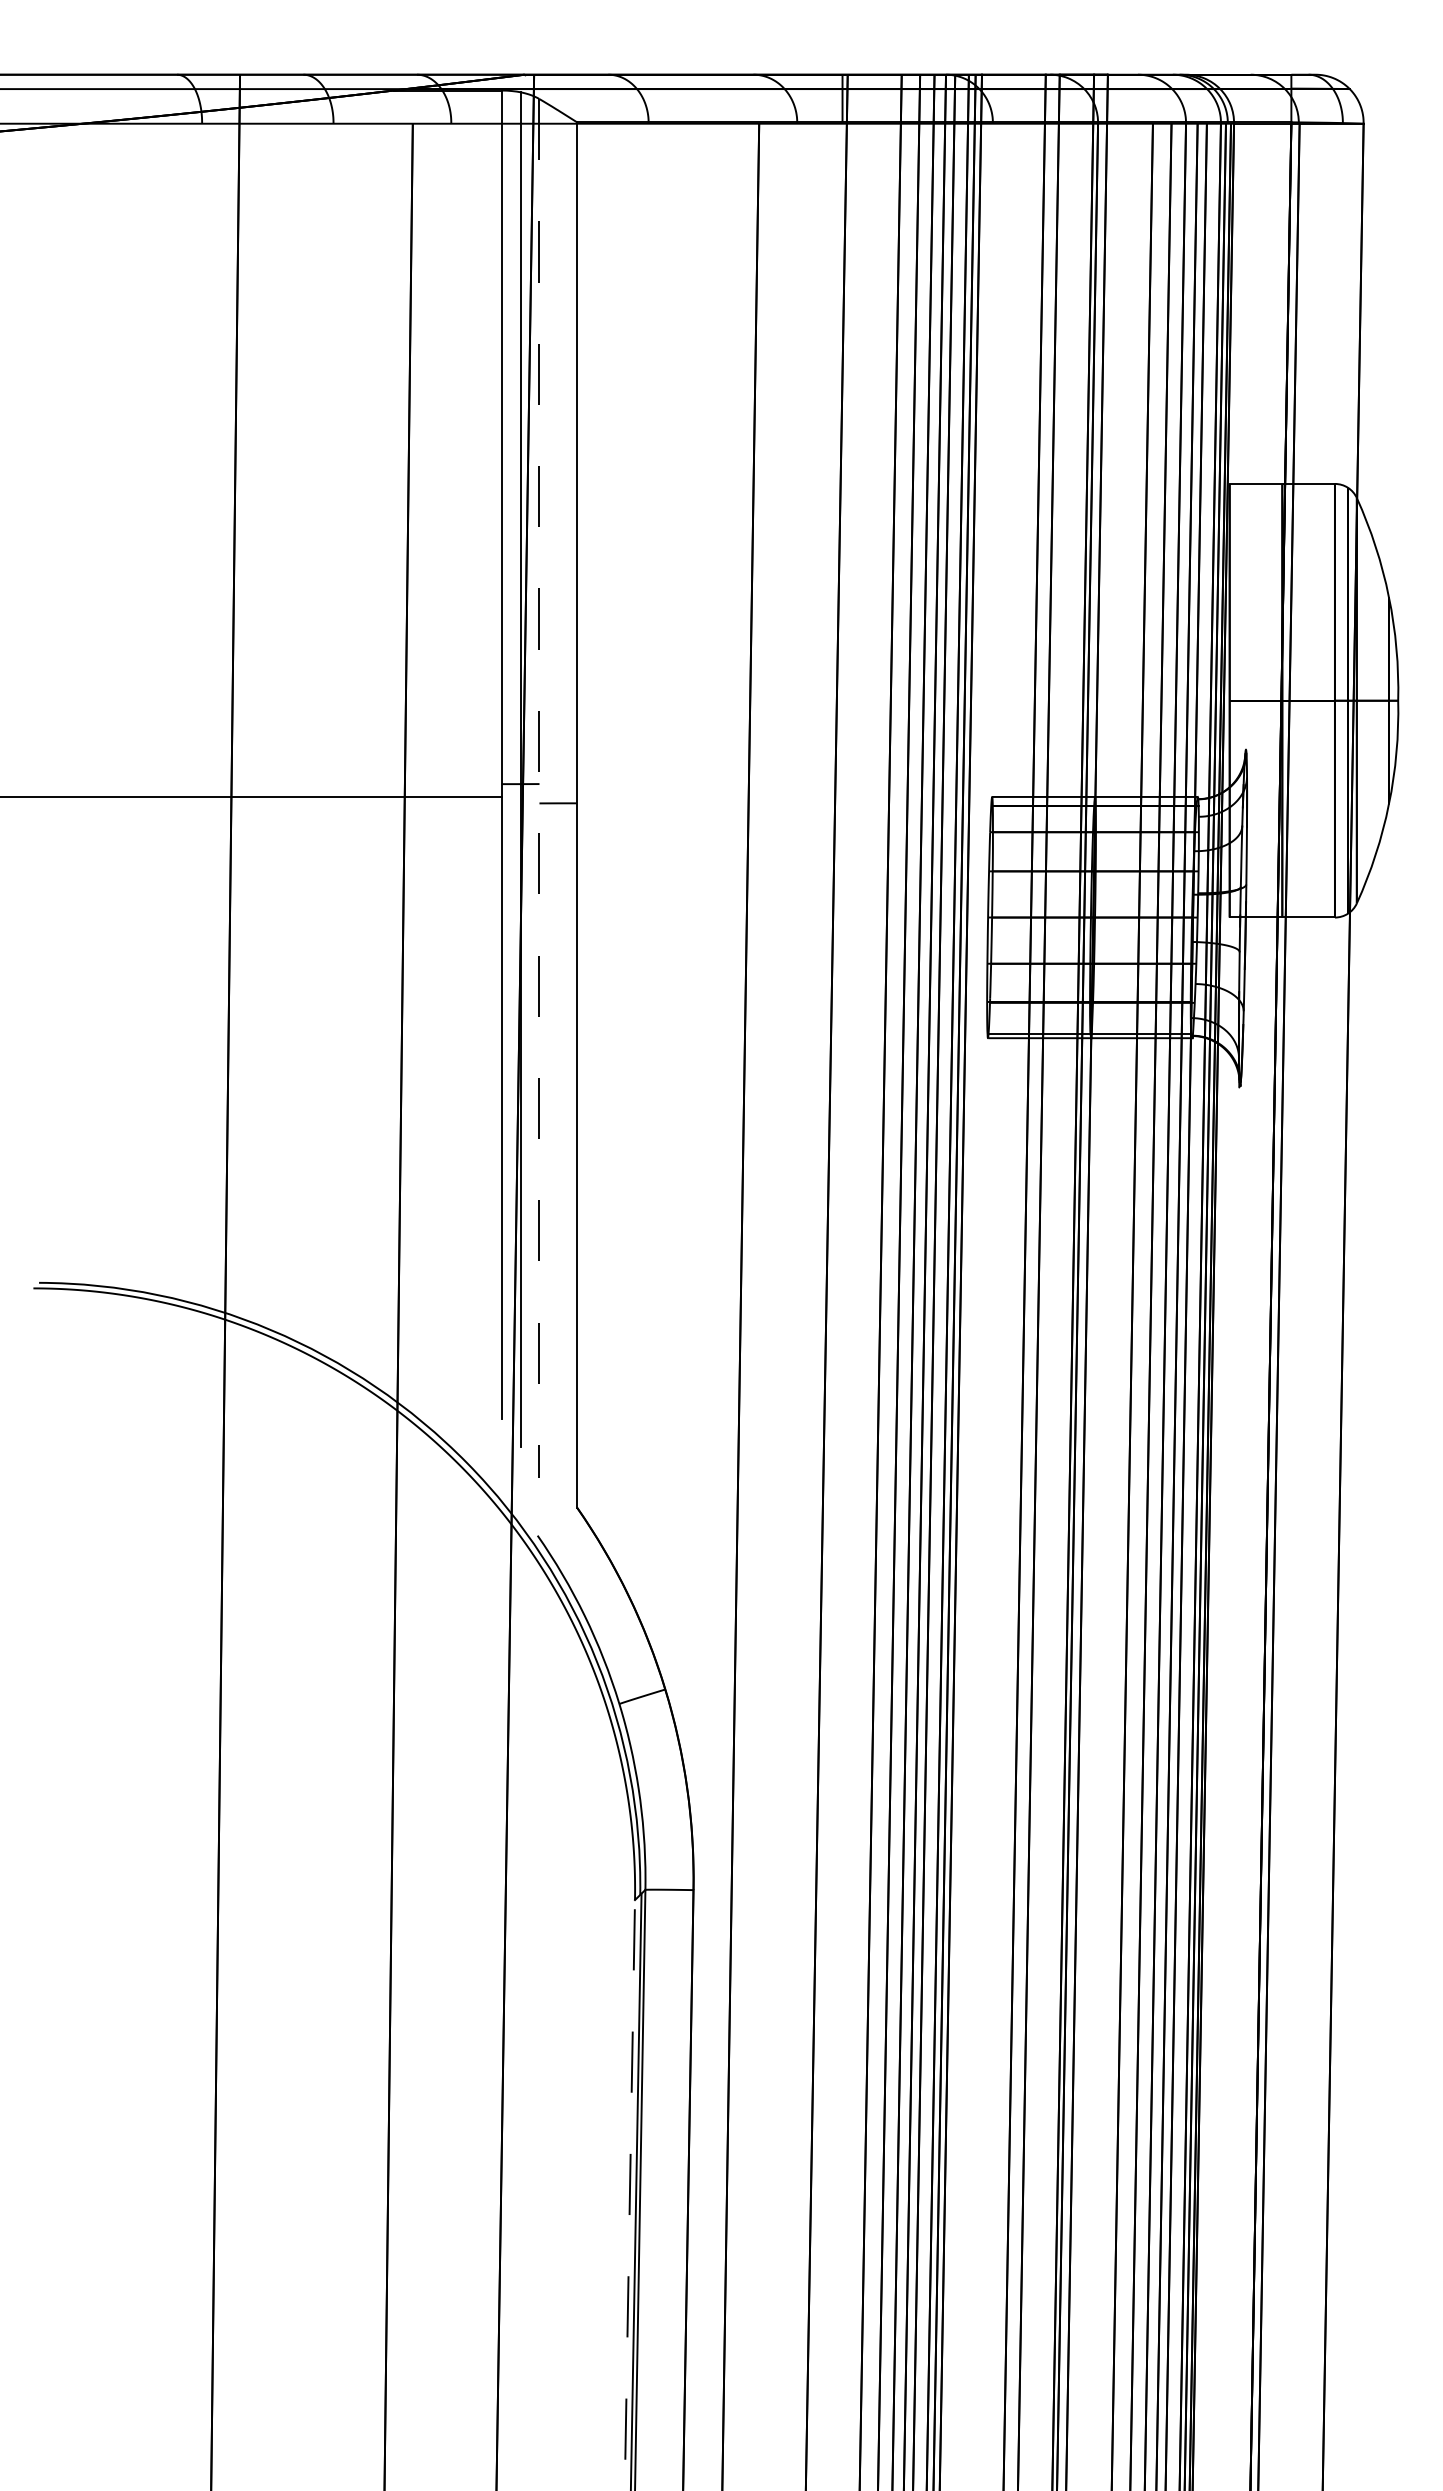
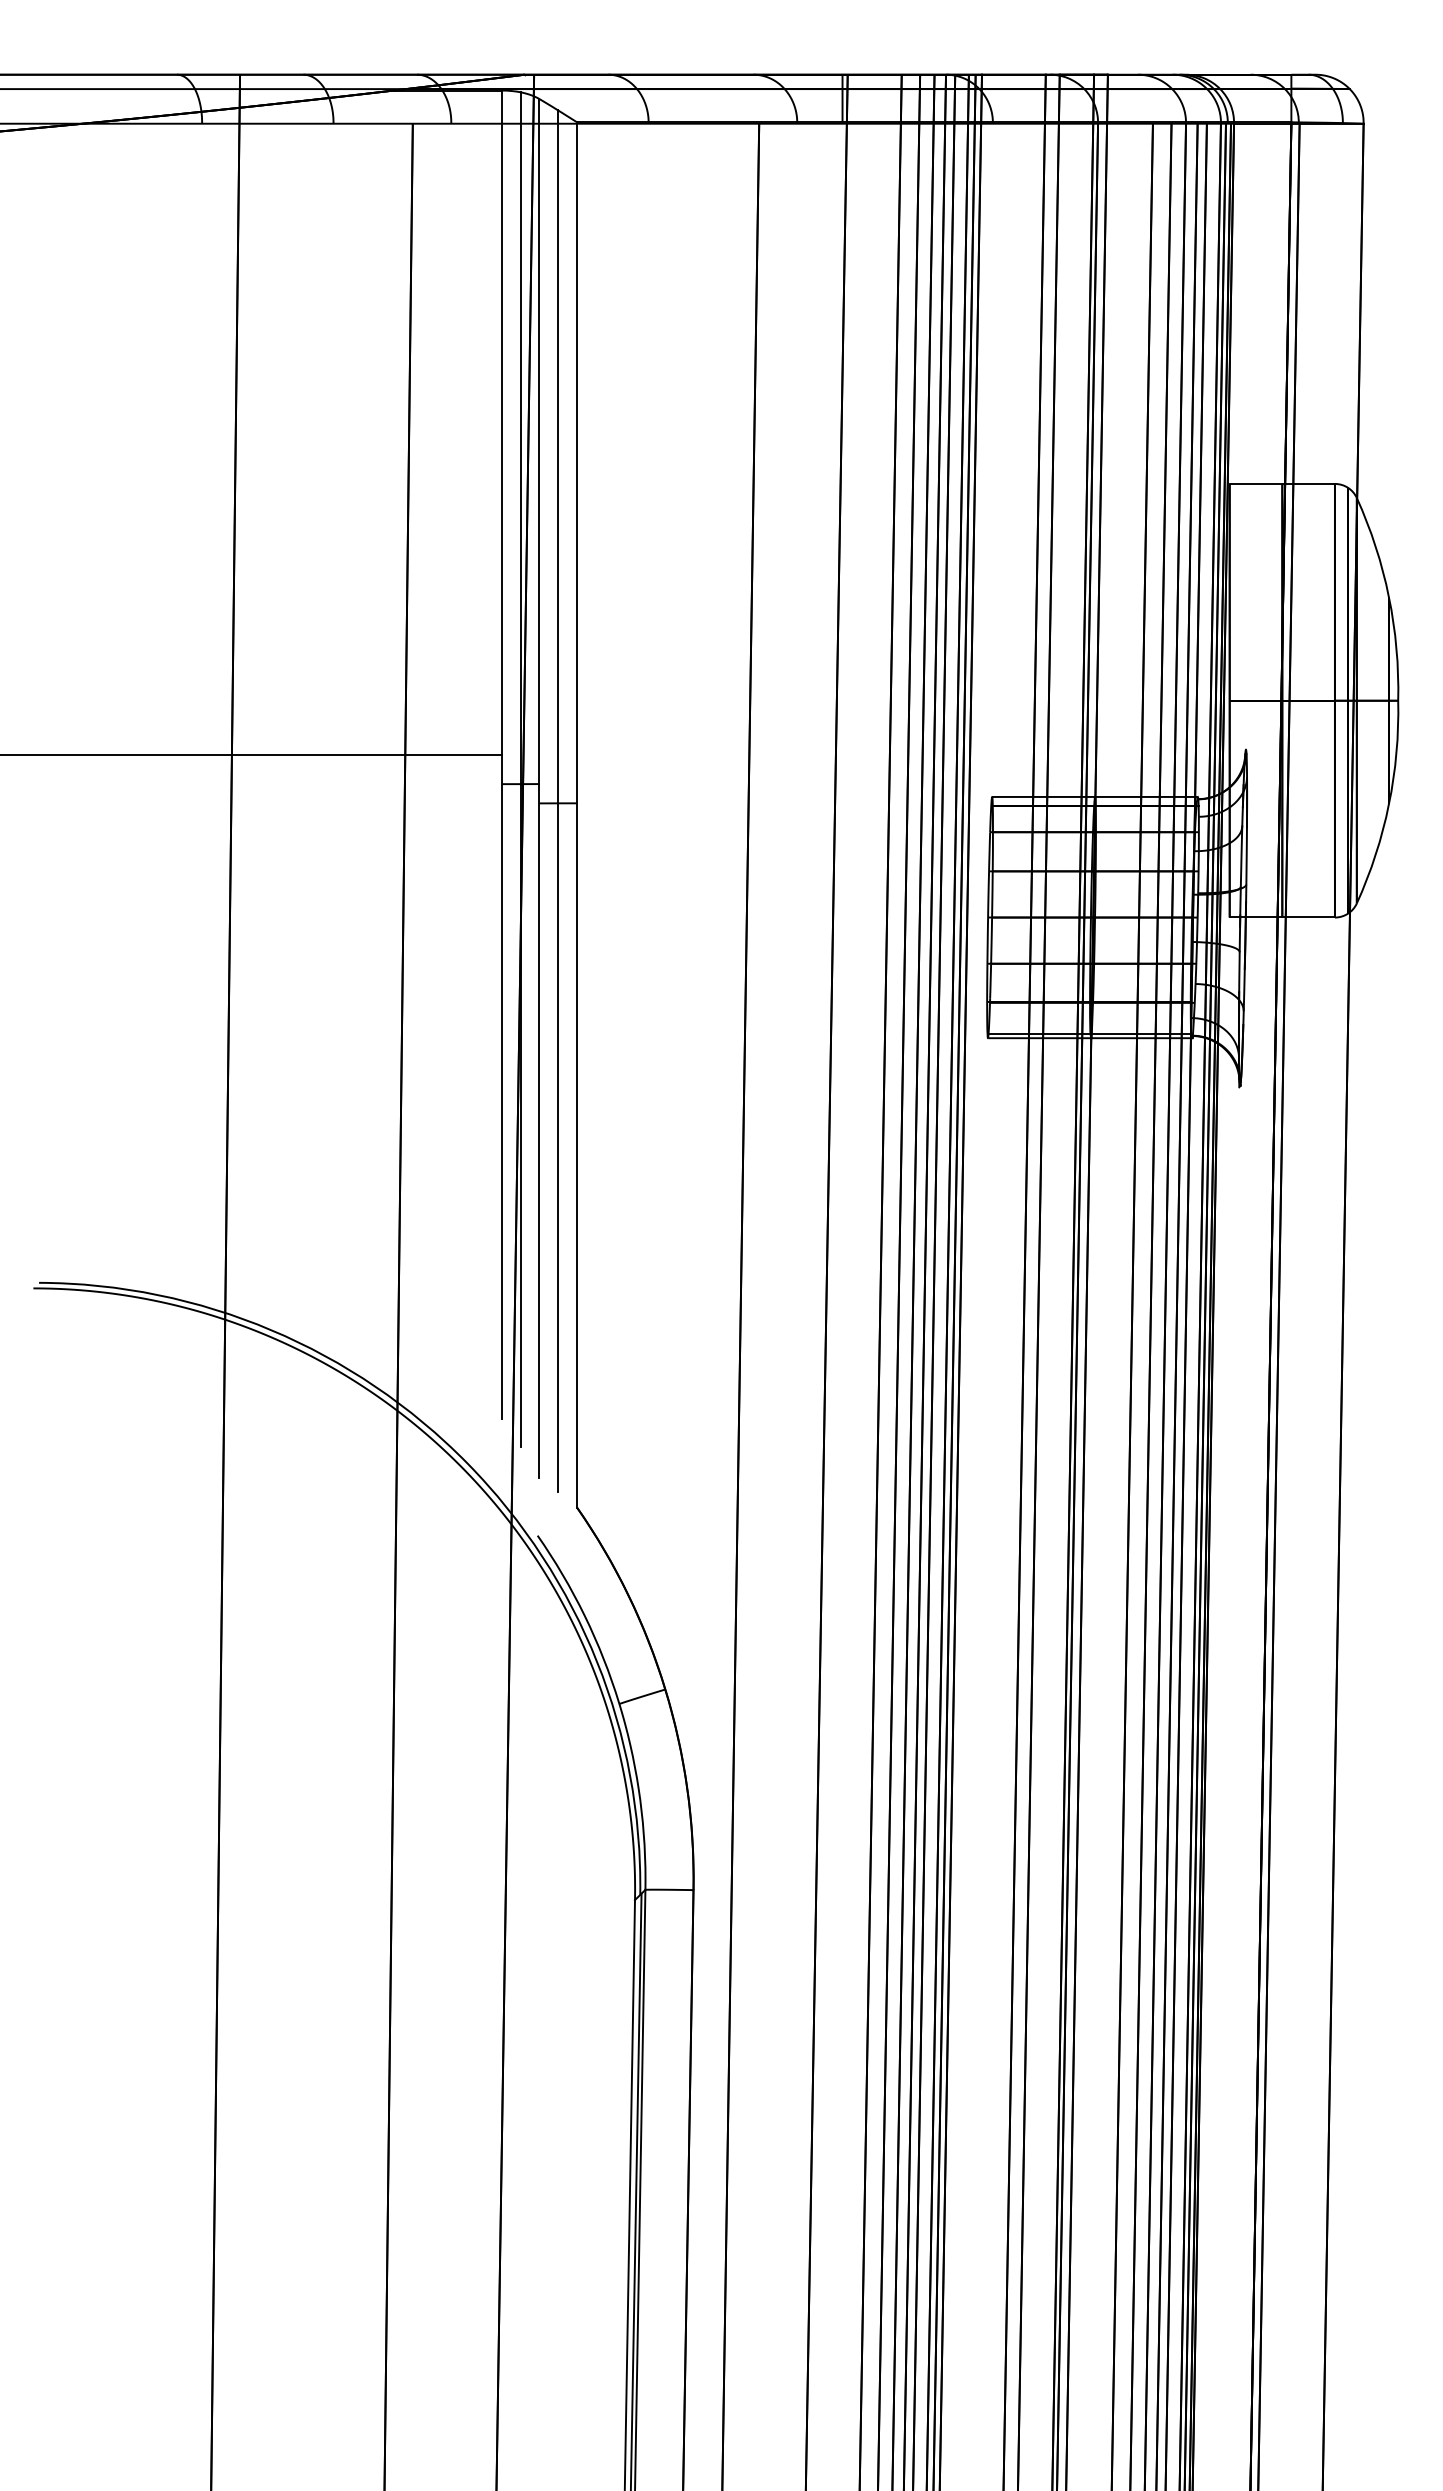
line: dashed -> solid (539, 788)
line position: (251, 797) -> (251, 755) (251, 755)
line: none -> present (558, 800)
line: dashed -> solid (629, 2195)
